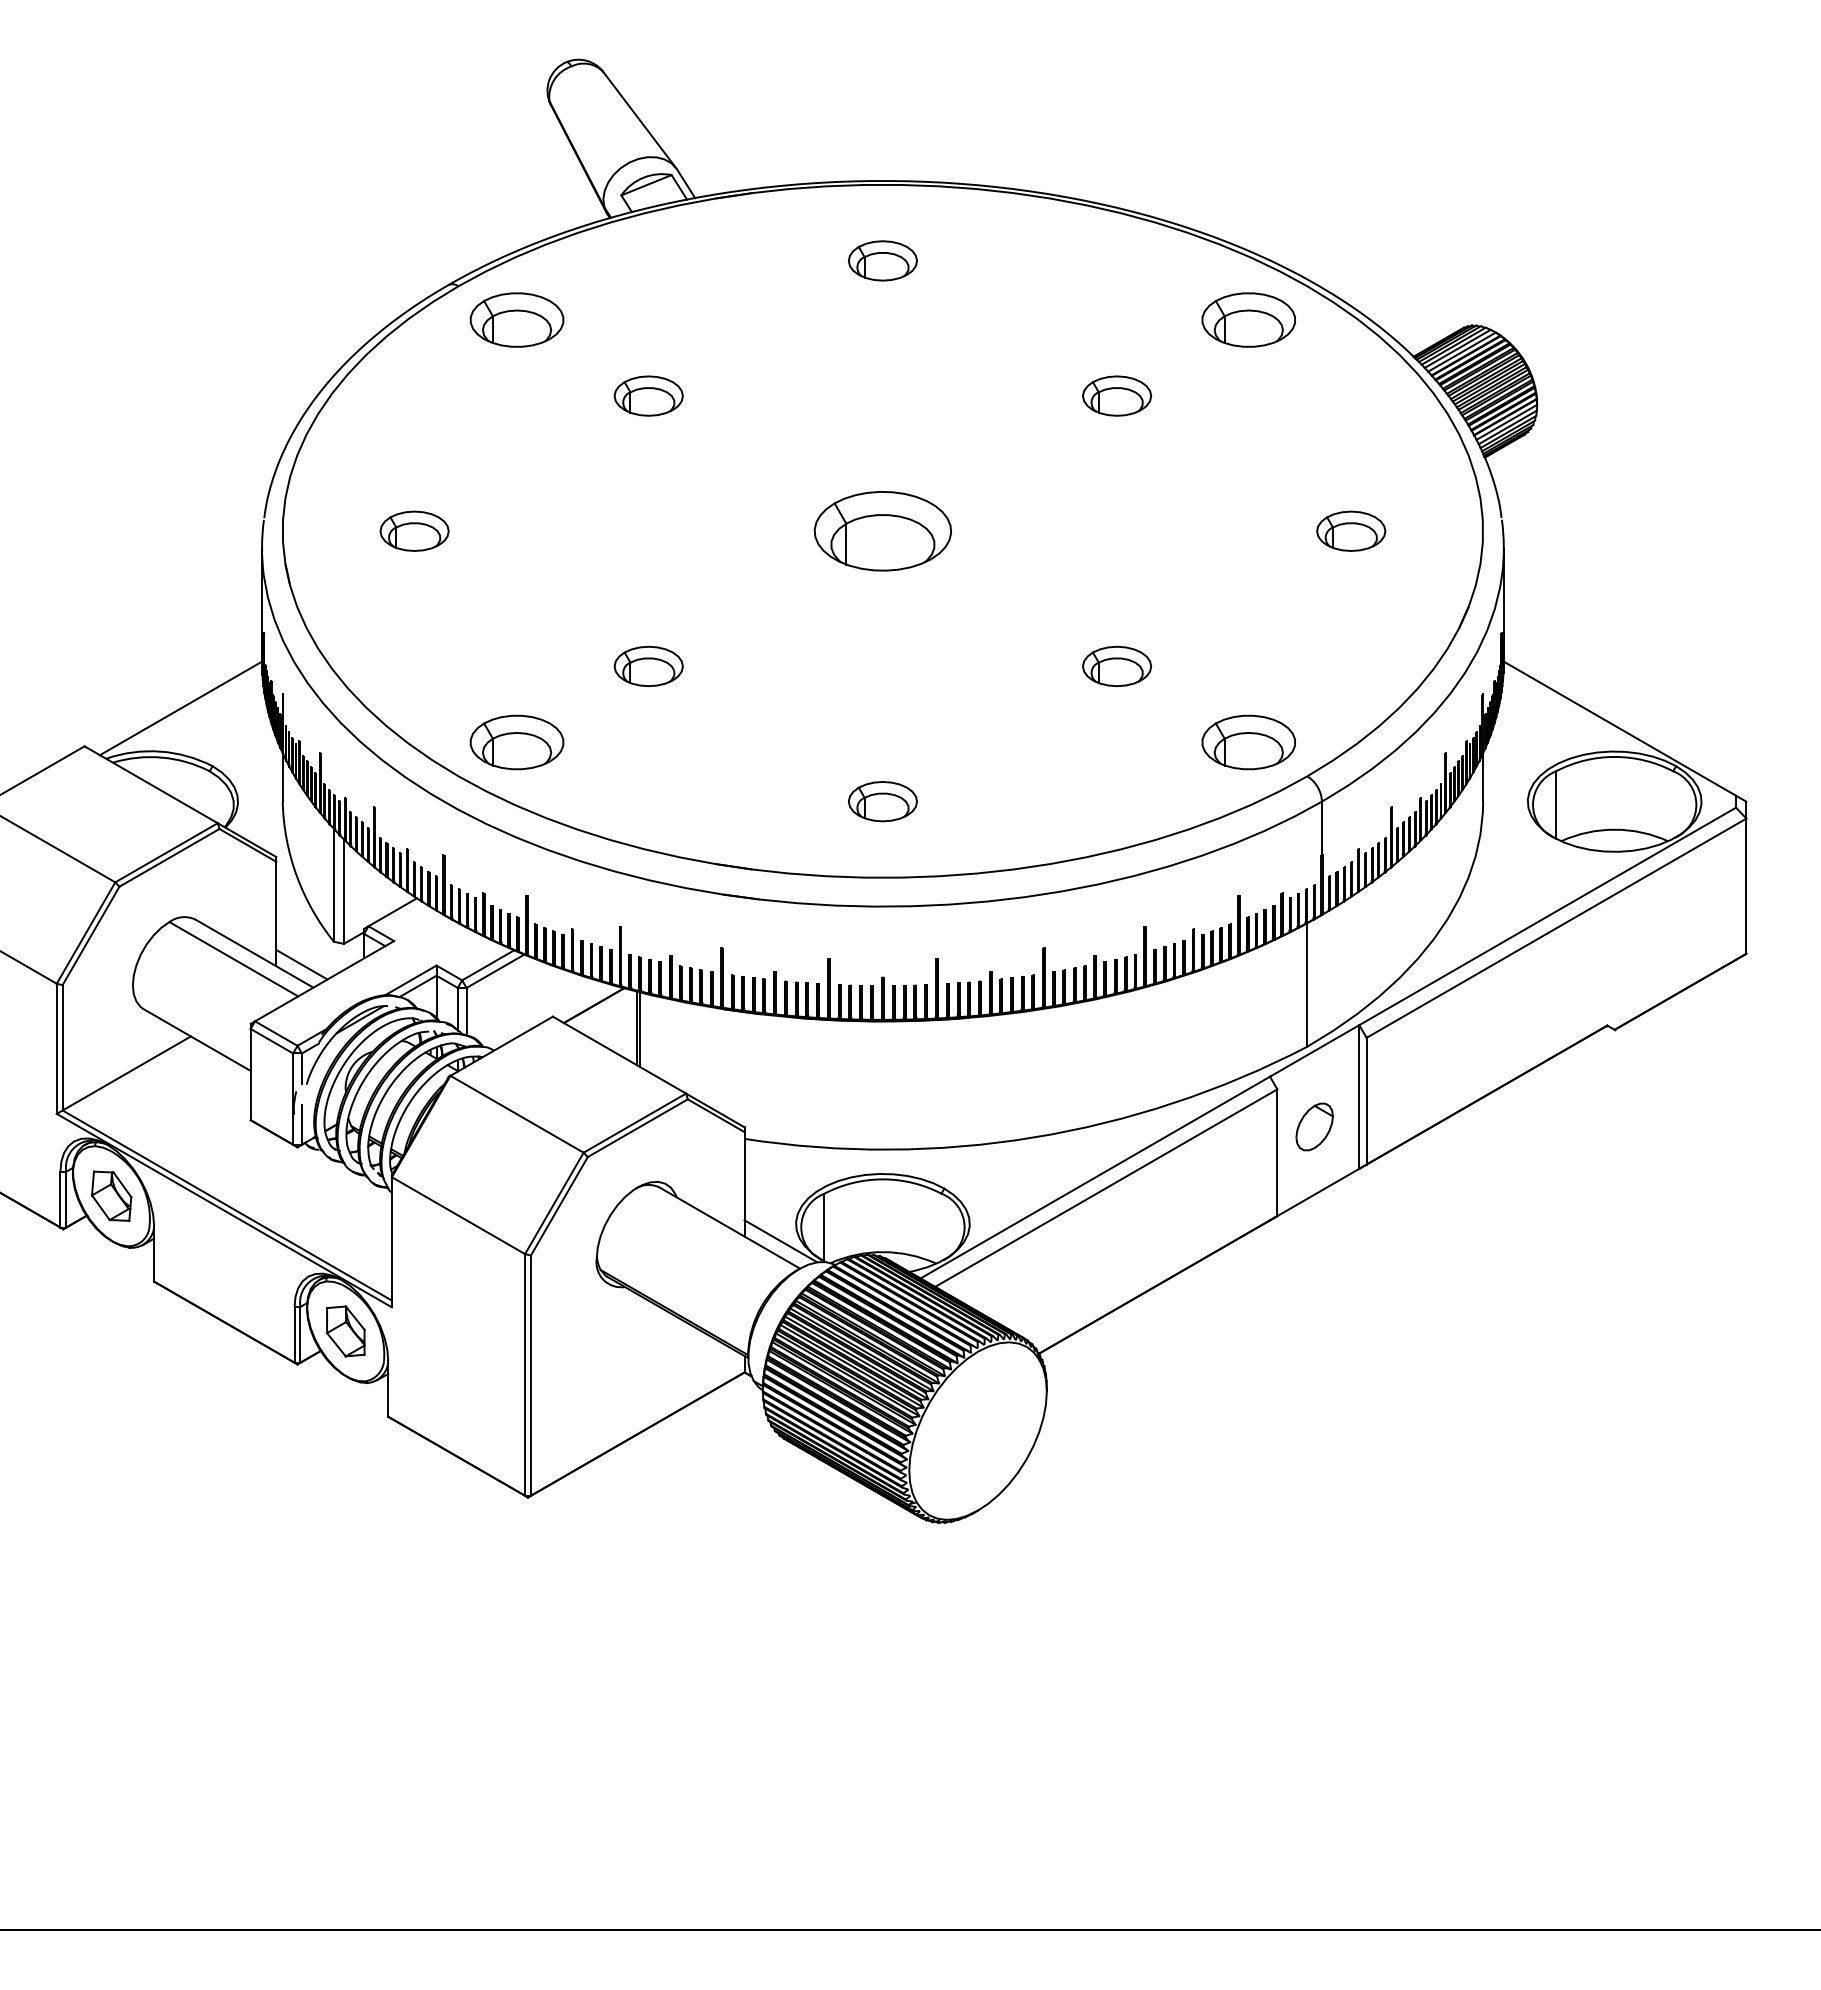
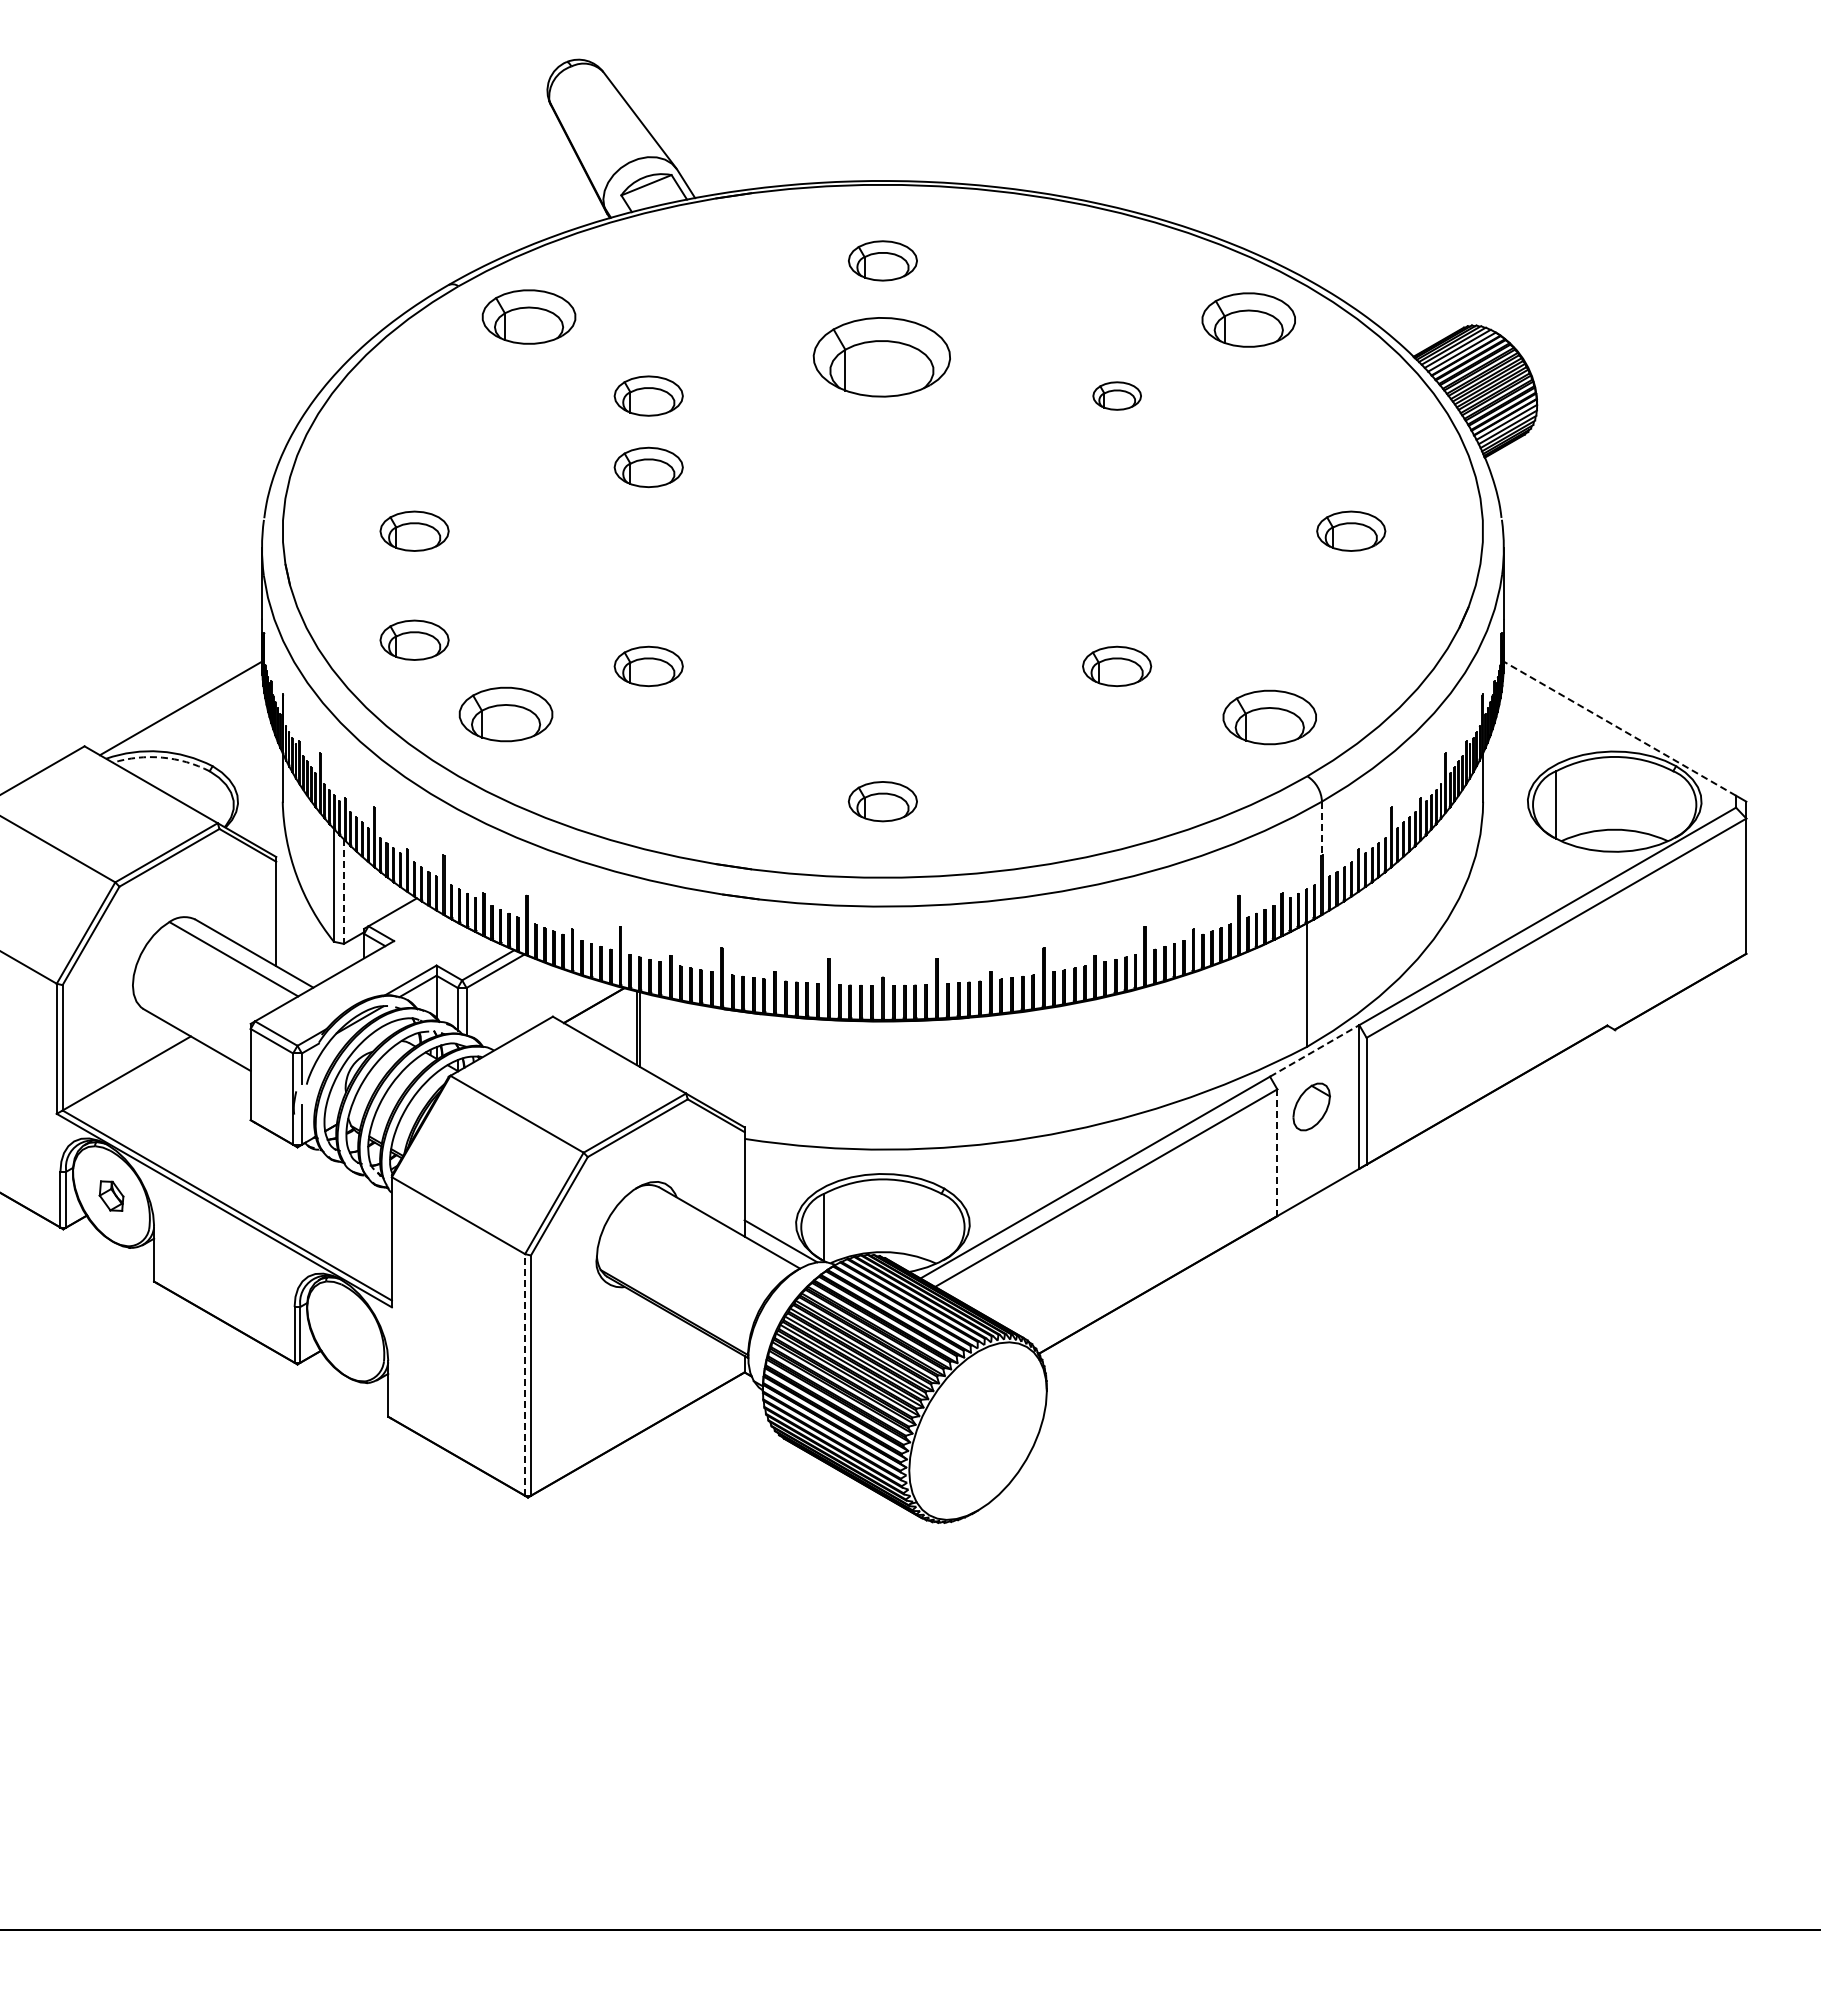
part position: (516, 319) -> (528, 316) (528, 316)
part size: 71x42 px -> 50x30 px (1116, 395)
part: none -> present (648, 467)
part position: (882, 531) -> (881, 357) (881, 357)
part: none -> present (414, 639)
line: solid -> dashed (1619, 728)
part position: (516, 742) -> (505, 714) (505, 714)
part position: (1248, 742) -> (1269, 717) (1269, 717)
arc: solid -> dashed (162, 757)
line: solid -> dashed (1321, 829)
line: solid -> dashed (343, 892)
line: present -> none (301, 964)
line: solid -> dashed (1314, 1050)
part position: (1314, 1126) -> (1311, 1106) (1311, 1106)
line: solid -> dashed (1277, 1153)
part size: 43x52 px -> 27x32 px (111, 1195)
part: present -> none (345, 1331)
line: solid -> dashed (525, 1374)
